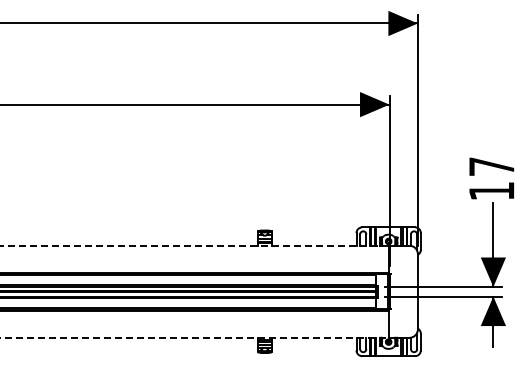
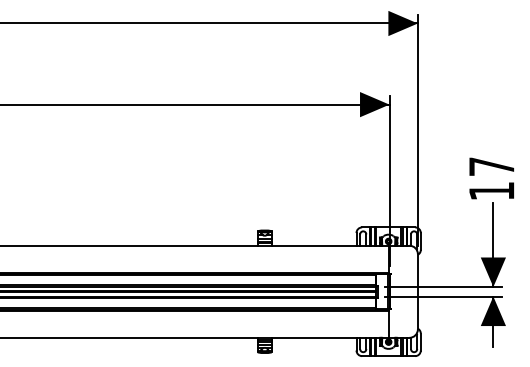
line: dashed -> solid (194, 245)
line: dashed -> solid (194, 337)
